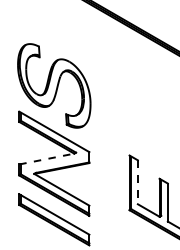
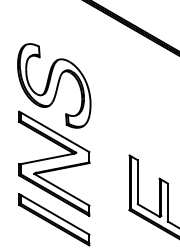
line: dashed -> solid (47, 158)
line: dashed -> solid (137, 182)
